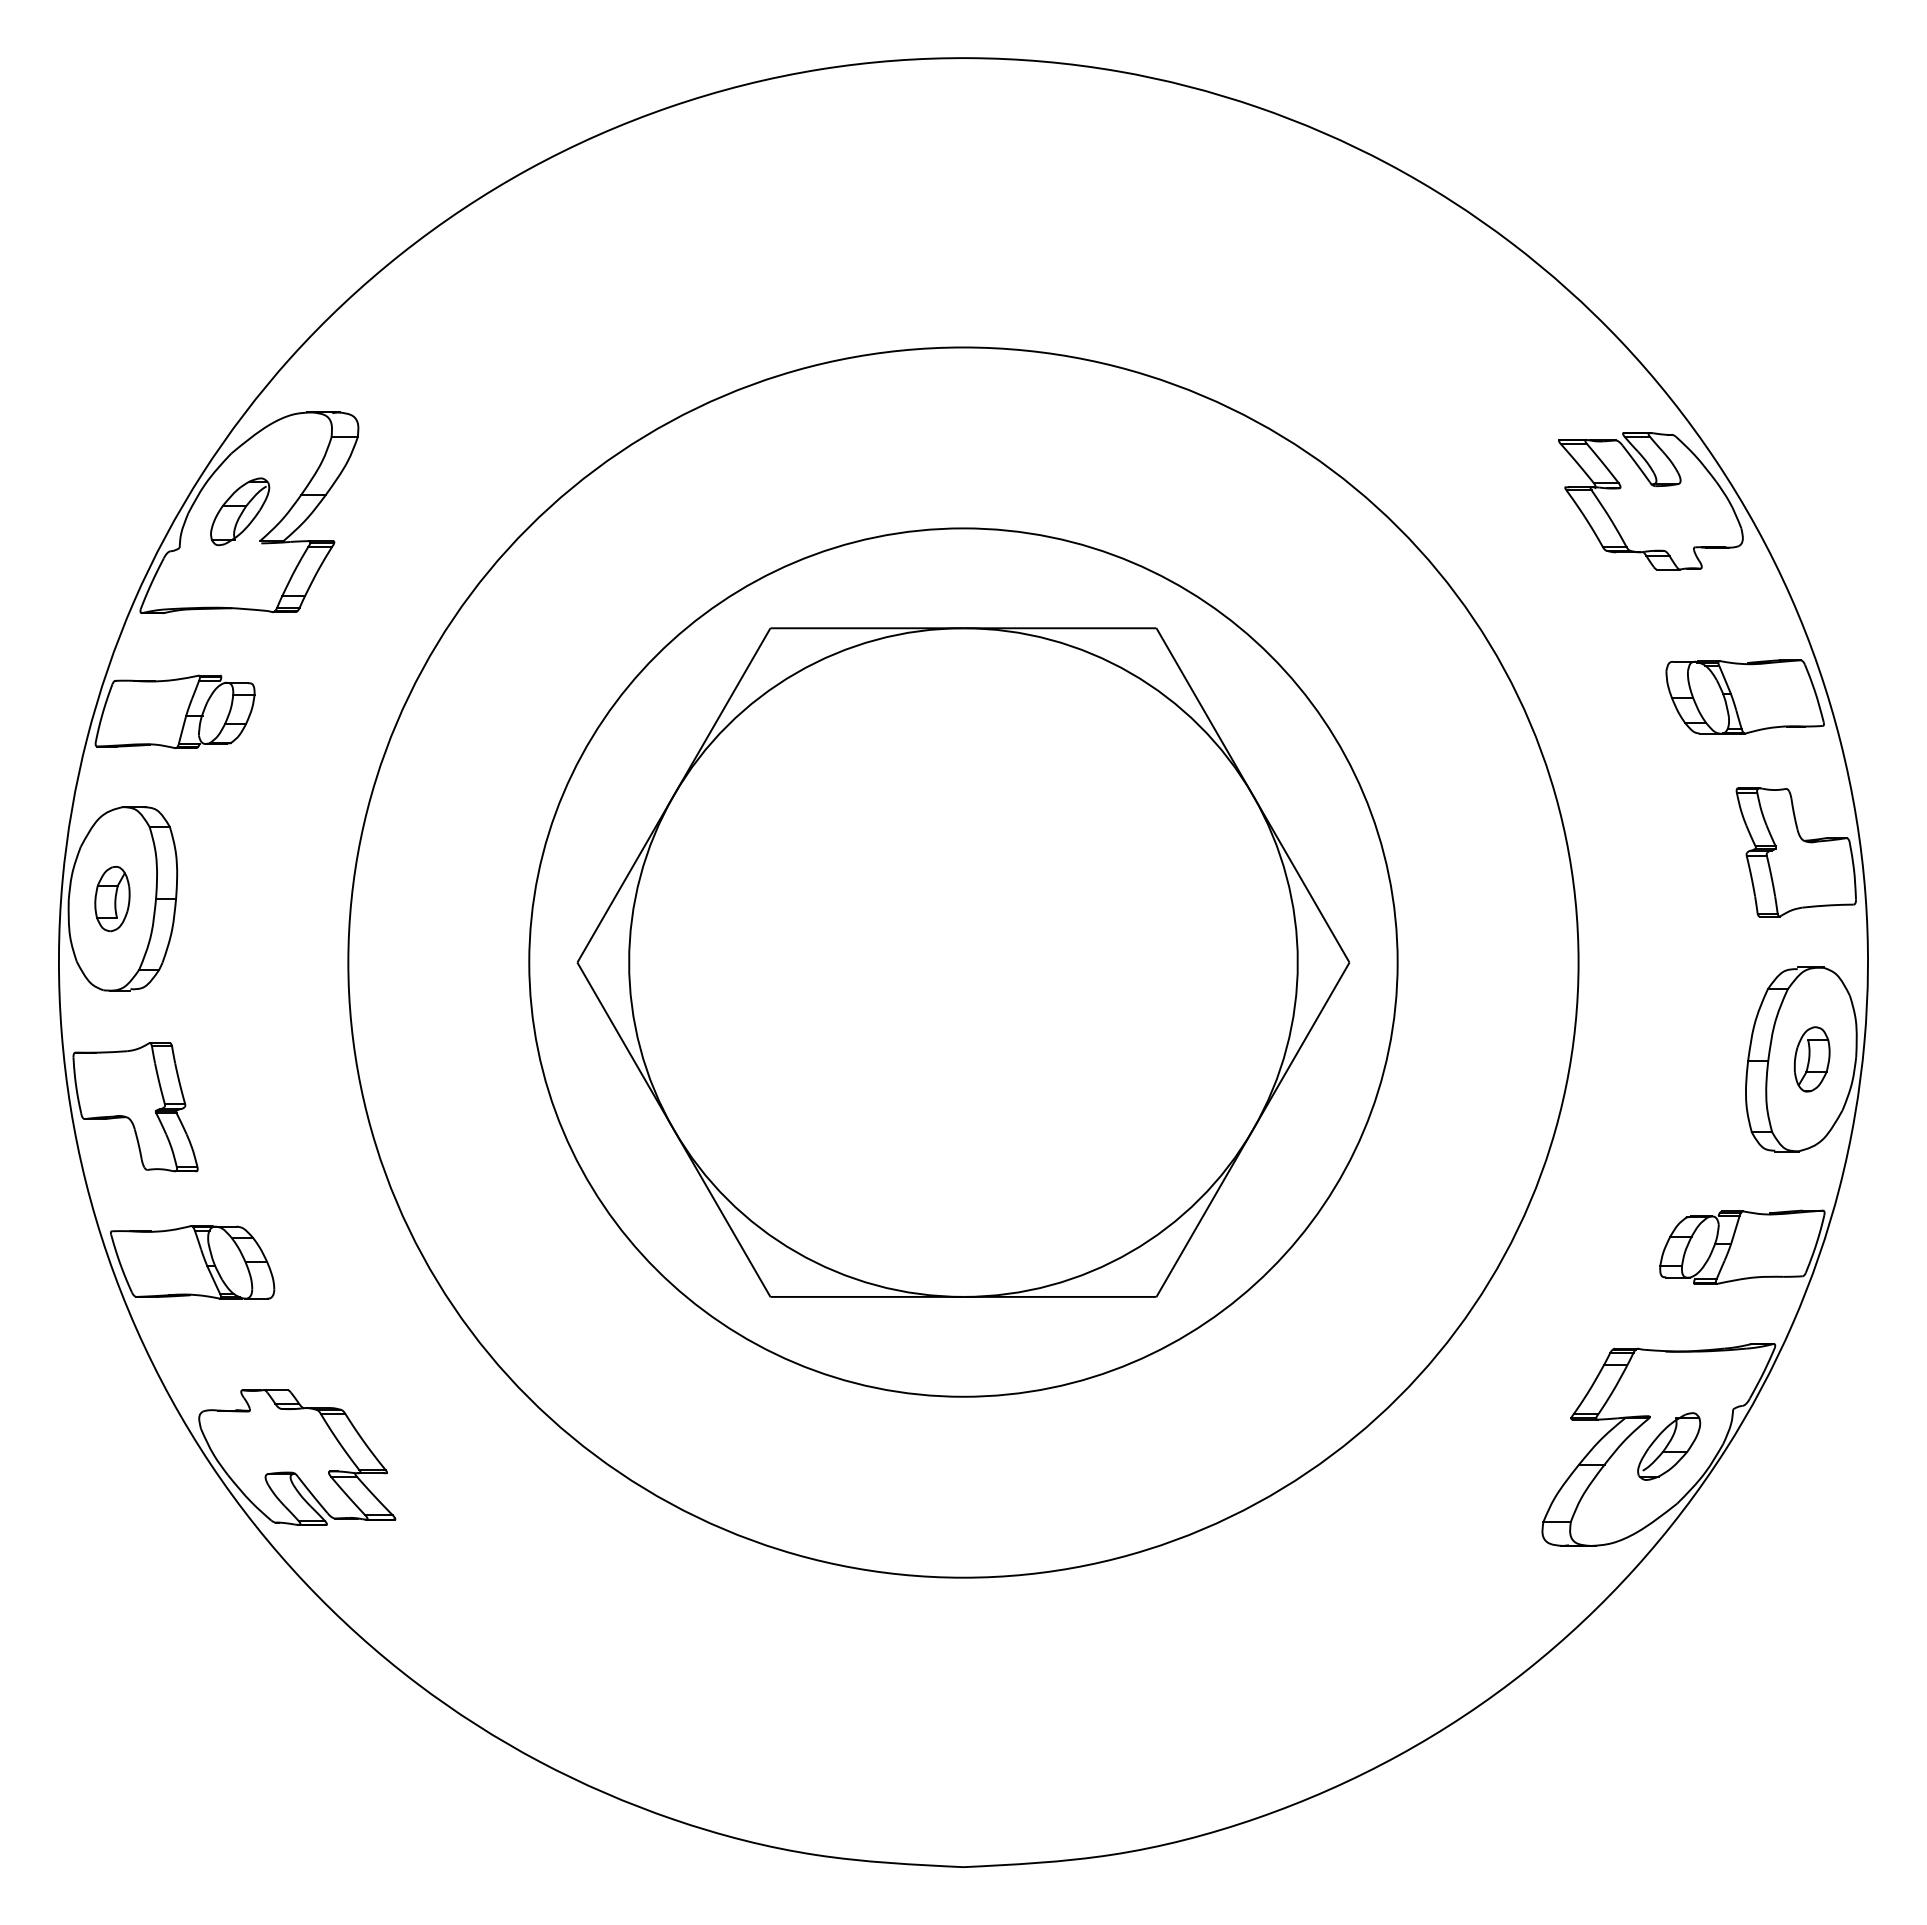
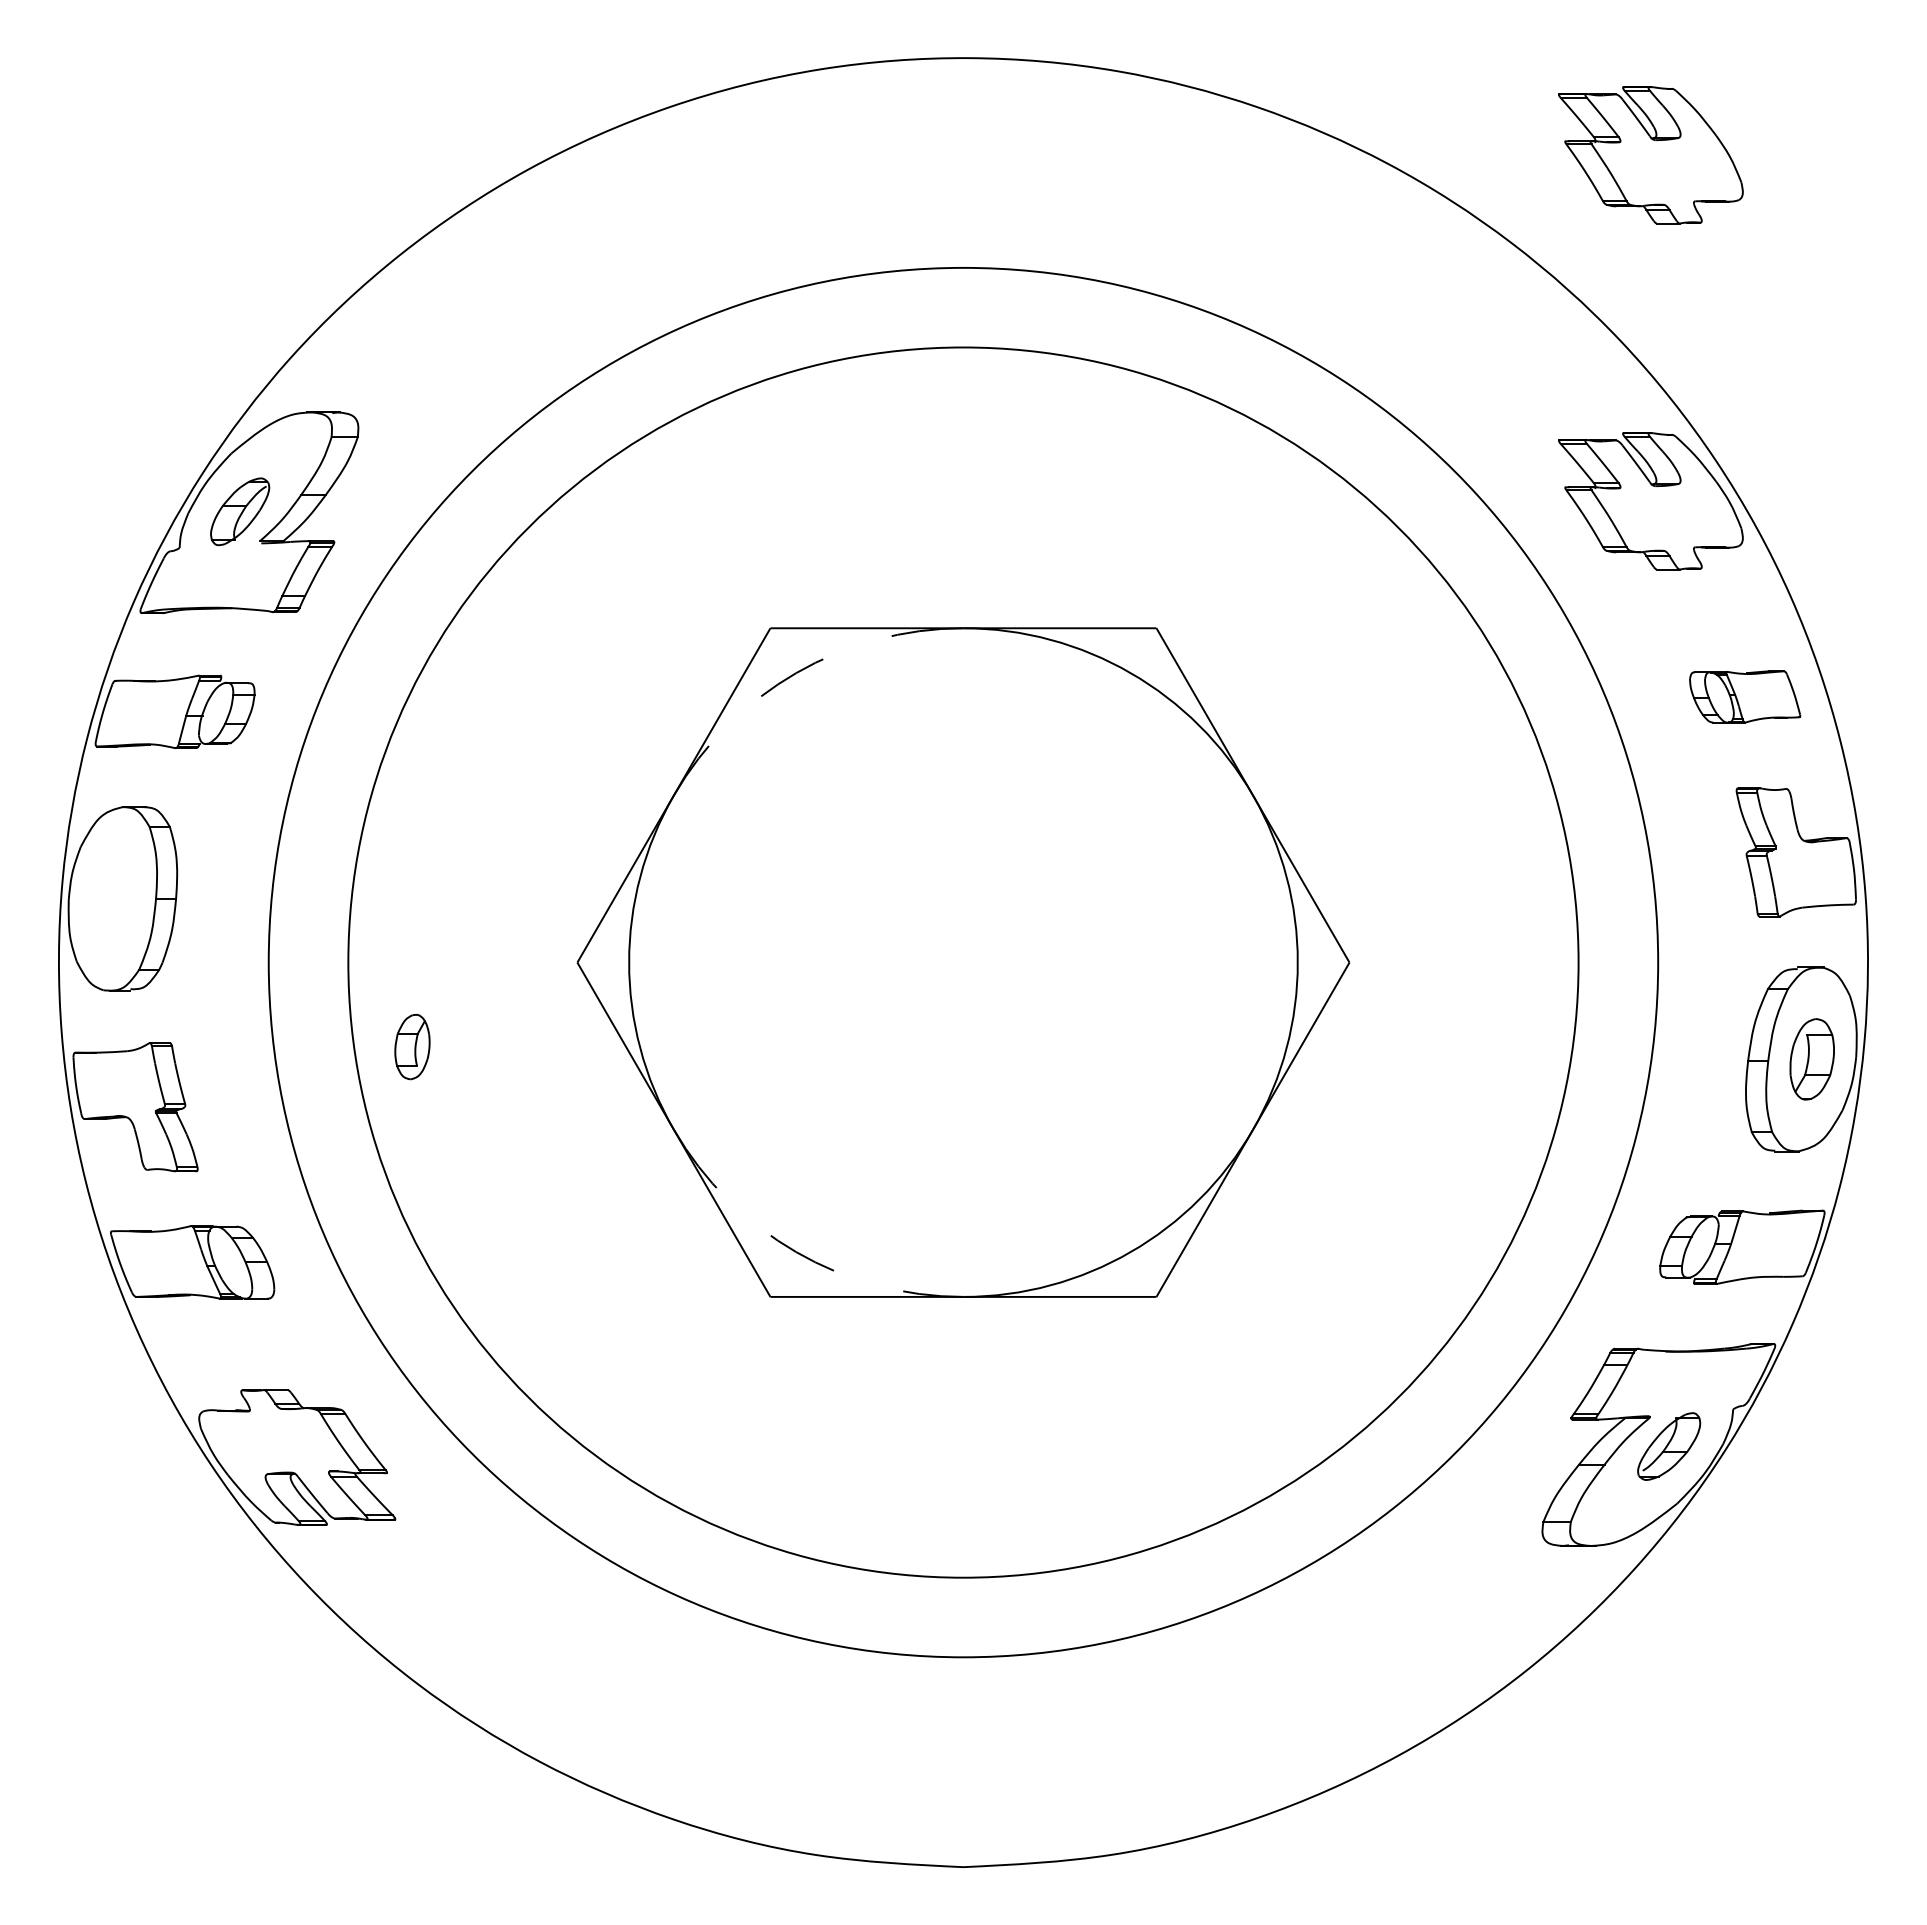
part: none -> present (1650, 155)
arc: solid -> dashed (796, 673)
part size: 160x76 px -> 113x54 px (1745, 696)
part position: (112, 899) -> (412, 1047) (412, 1047)
circle diameter: 868 px -> 1389 px (963, 962)
part size: 38x67 px -> 46x83 px (1811, 1059)
arc: solid -> dashed (796, 1252)
